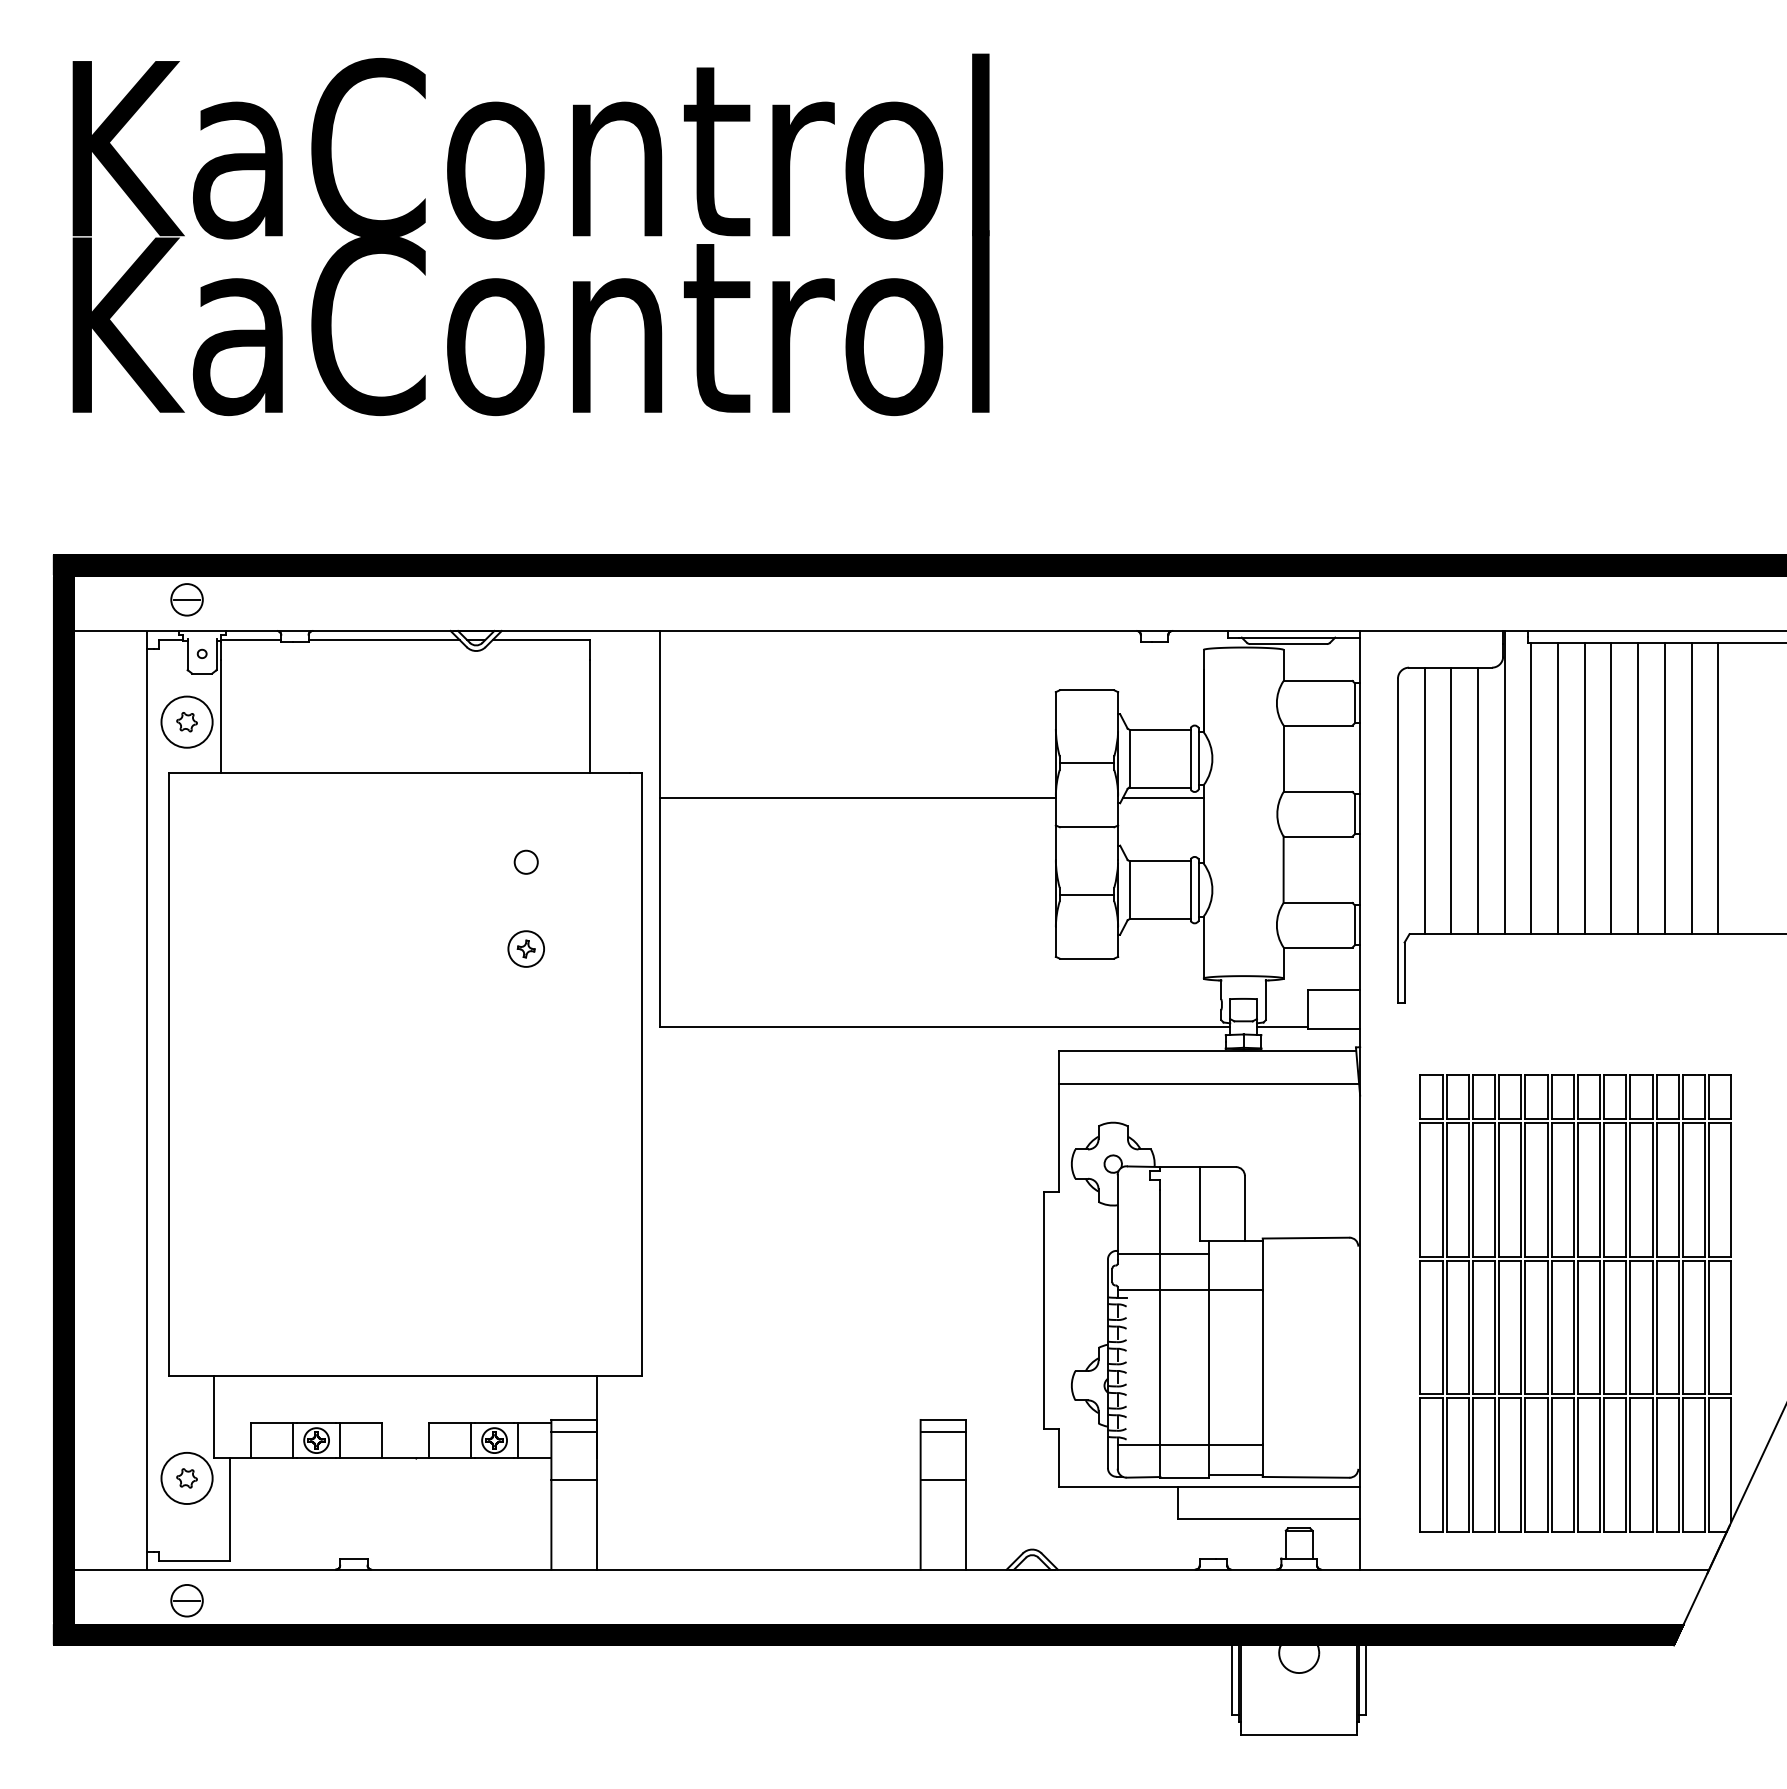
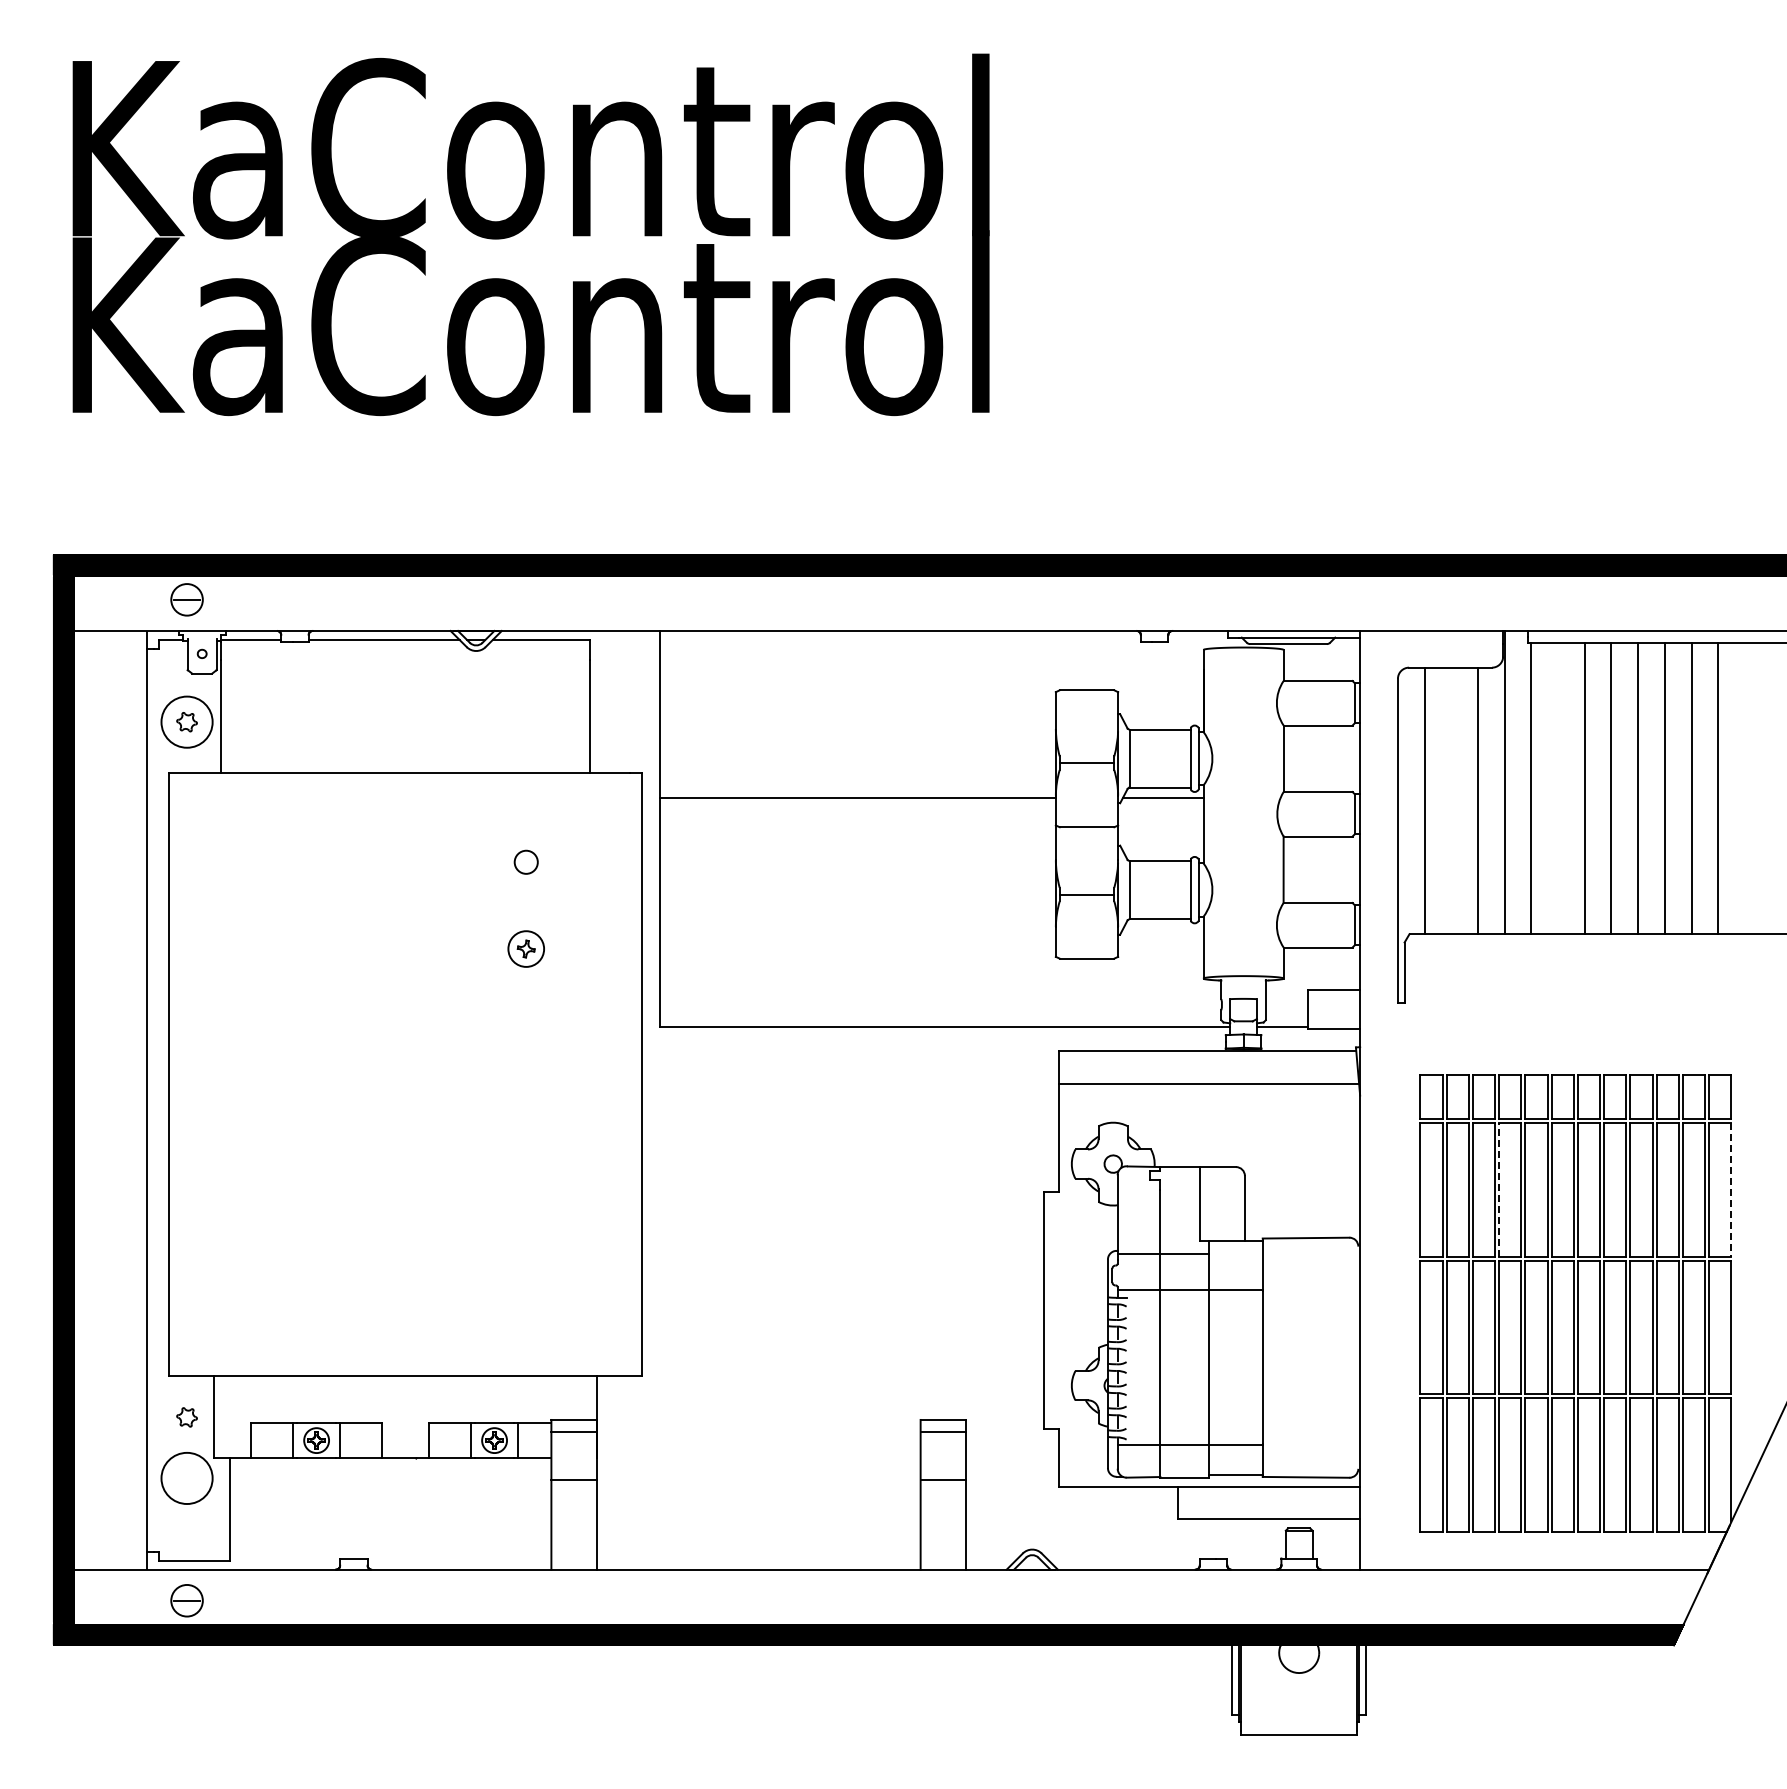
line: present -> none (1558, 788)
line: present -> none (1451, 800)
line: solid -> dashed (1499, 1190)
line: solid -> dashed (1731, 1190)
part position: (186, 1478) -> (186, 1417) (186, 1417)
